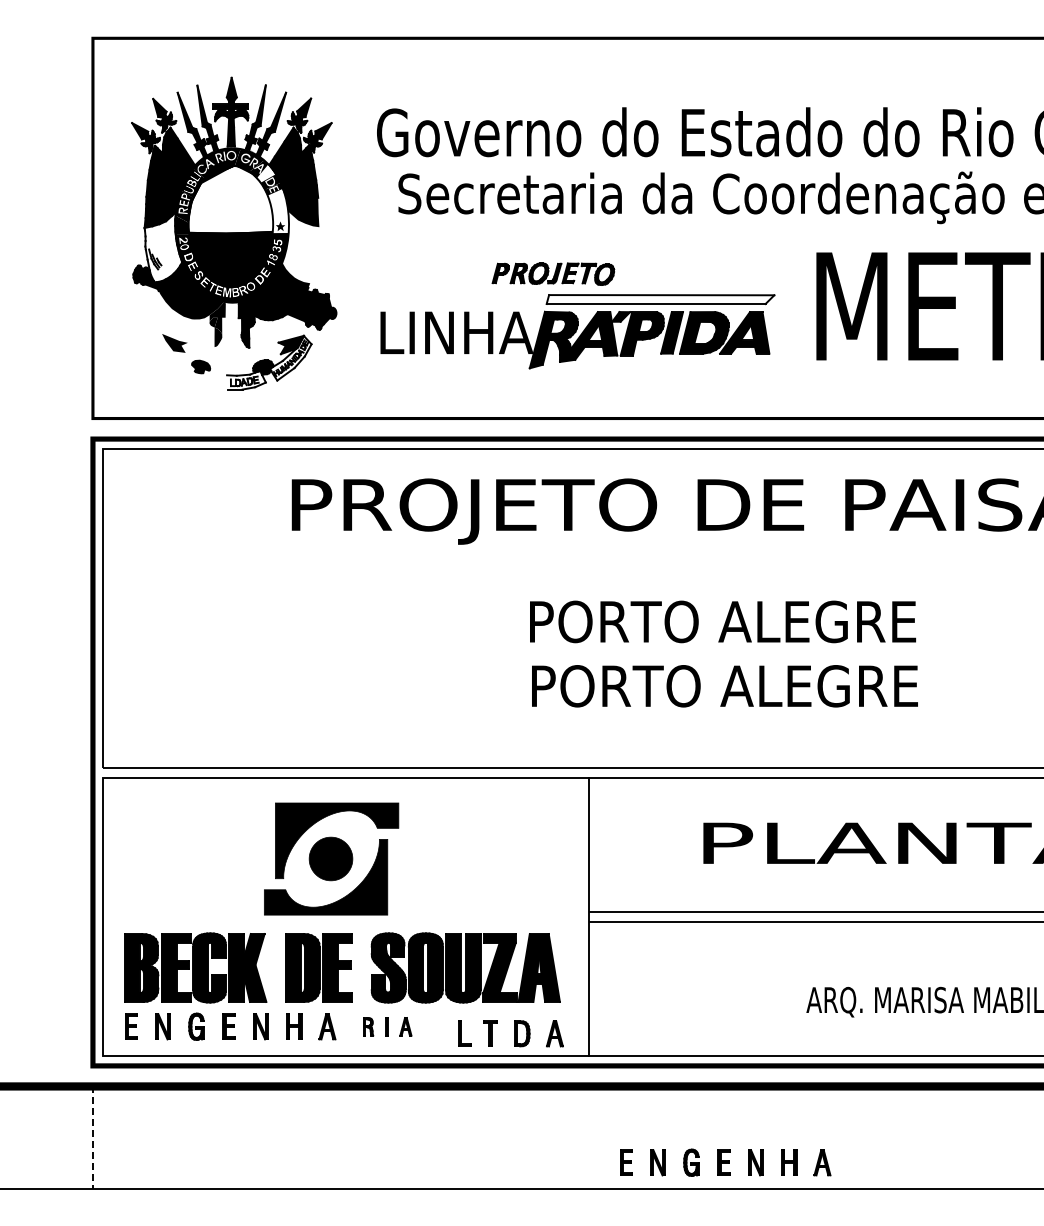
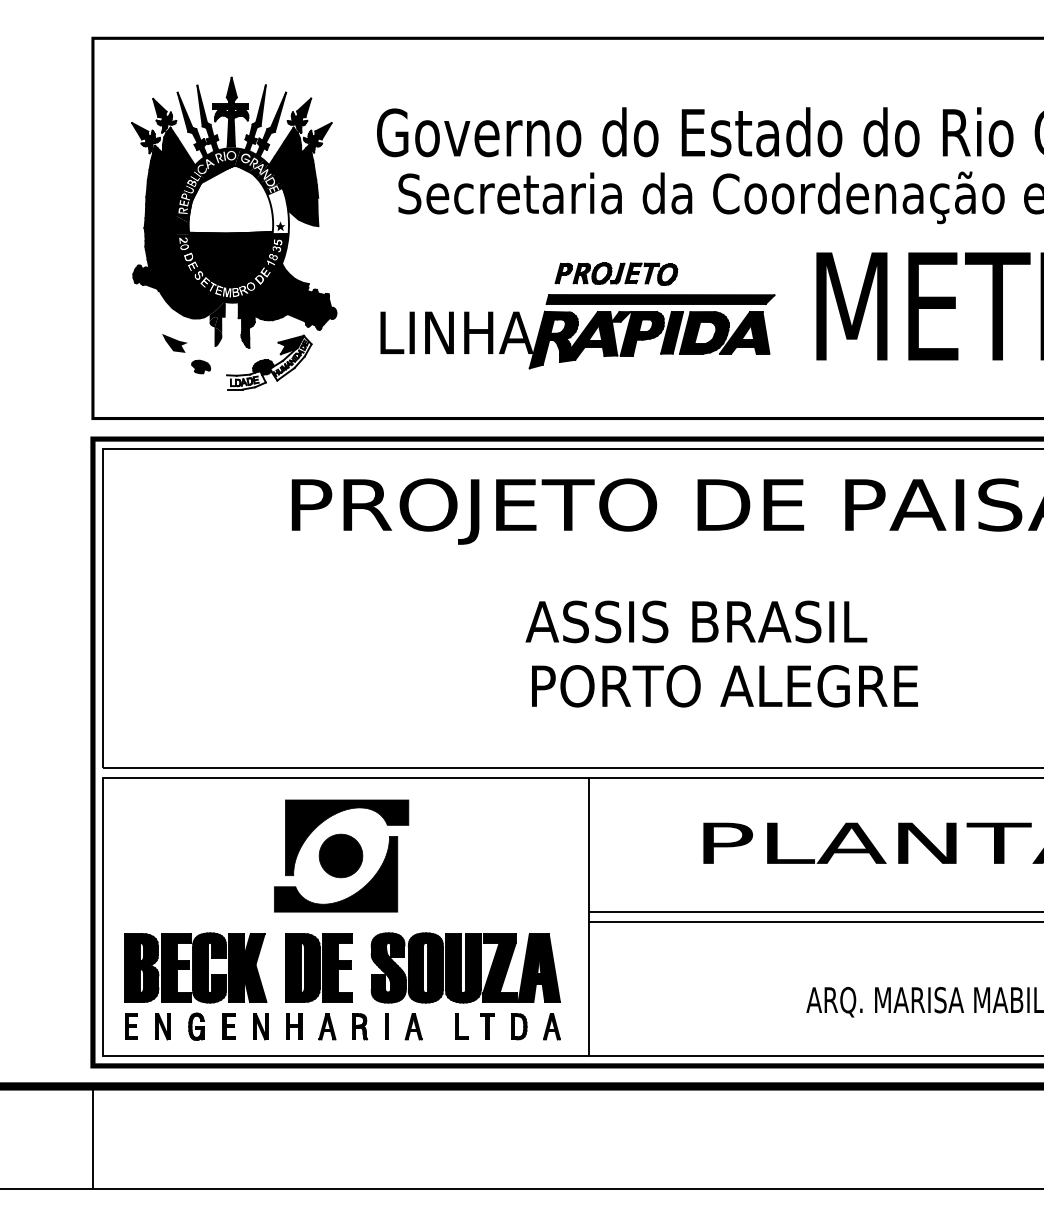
fill: none -> present (265, 177)
fill: none -> present (163, 247)
part position: (553, 273) -> (616, 273) (616, 273)
fill: none -> present (660, 299)
text: PORTO ALEGRE -> ASSIS BRASIL (720, 621)
part position: (331, 858) -> (341, 855) (341, 855)
part size: 50x20 px -> 71x28 px (387, 1026)
part position: (510, 1033) -> (507, 1026) (507, 1026)
line: dashed -> solid (92, 1138)
part: present -> none (725, 1162)
